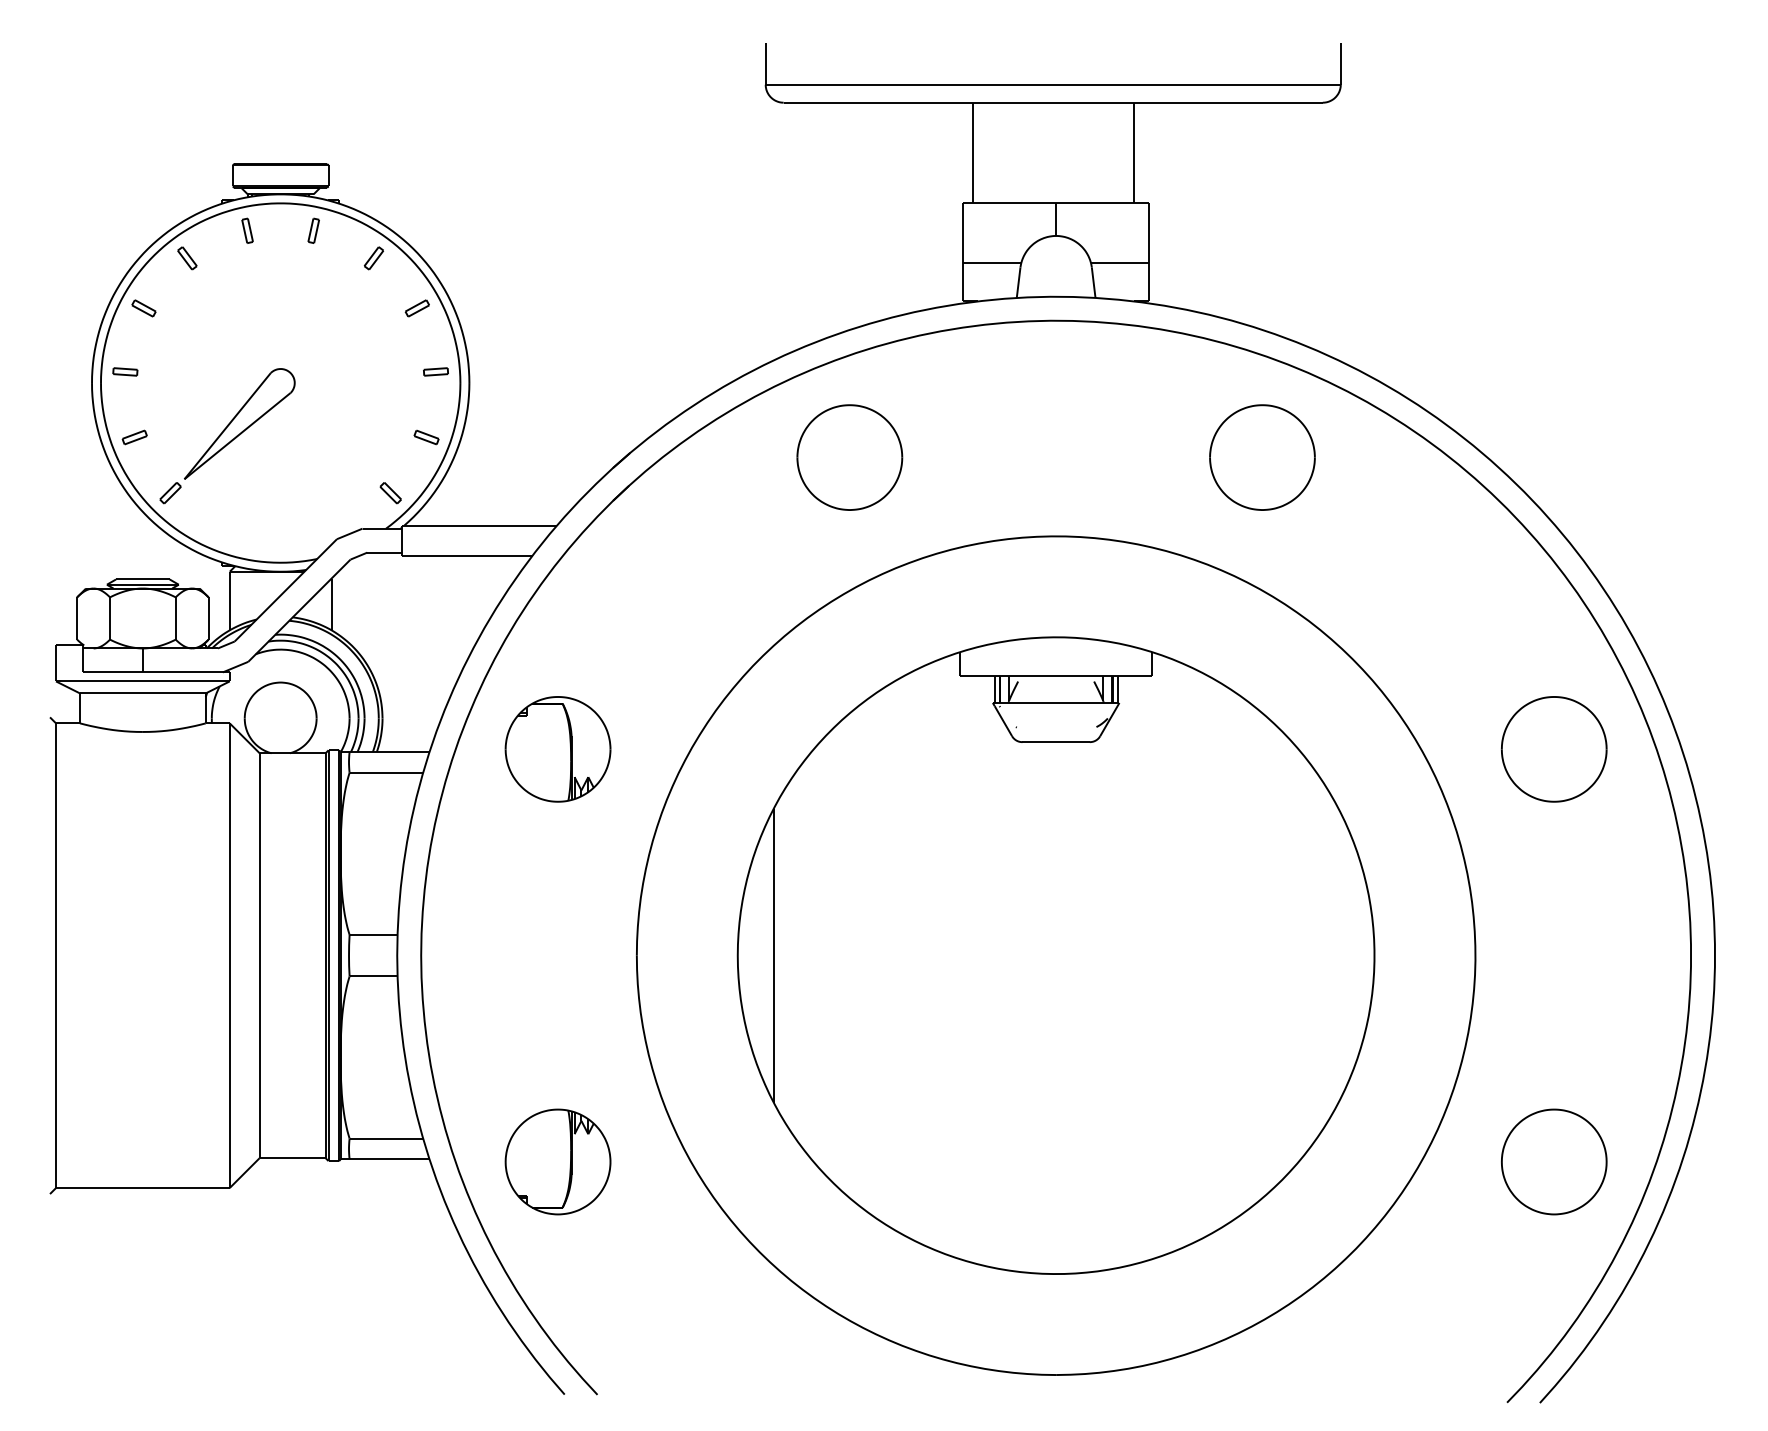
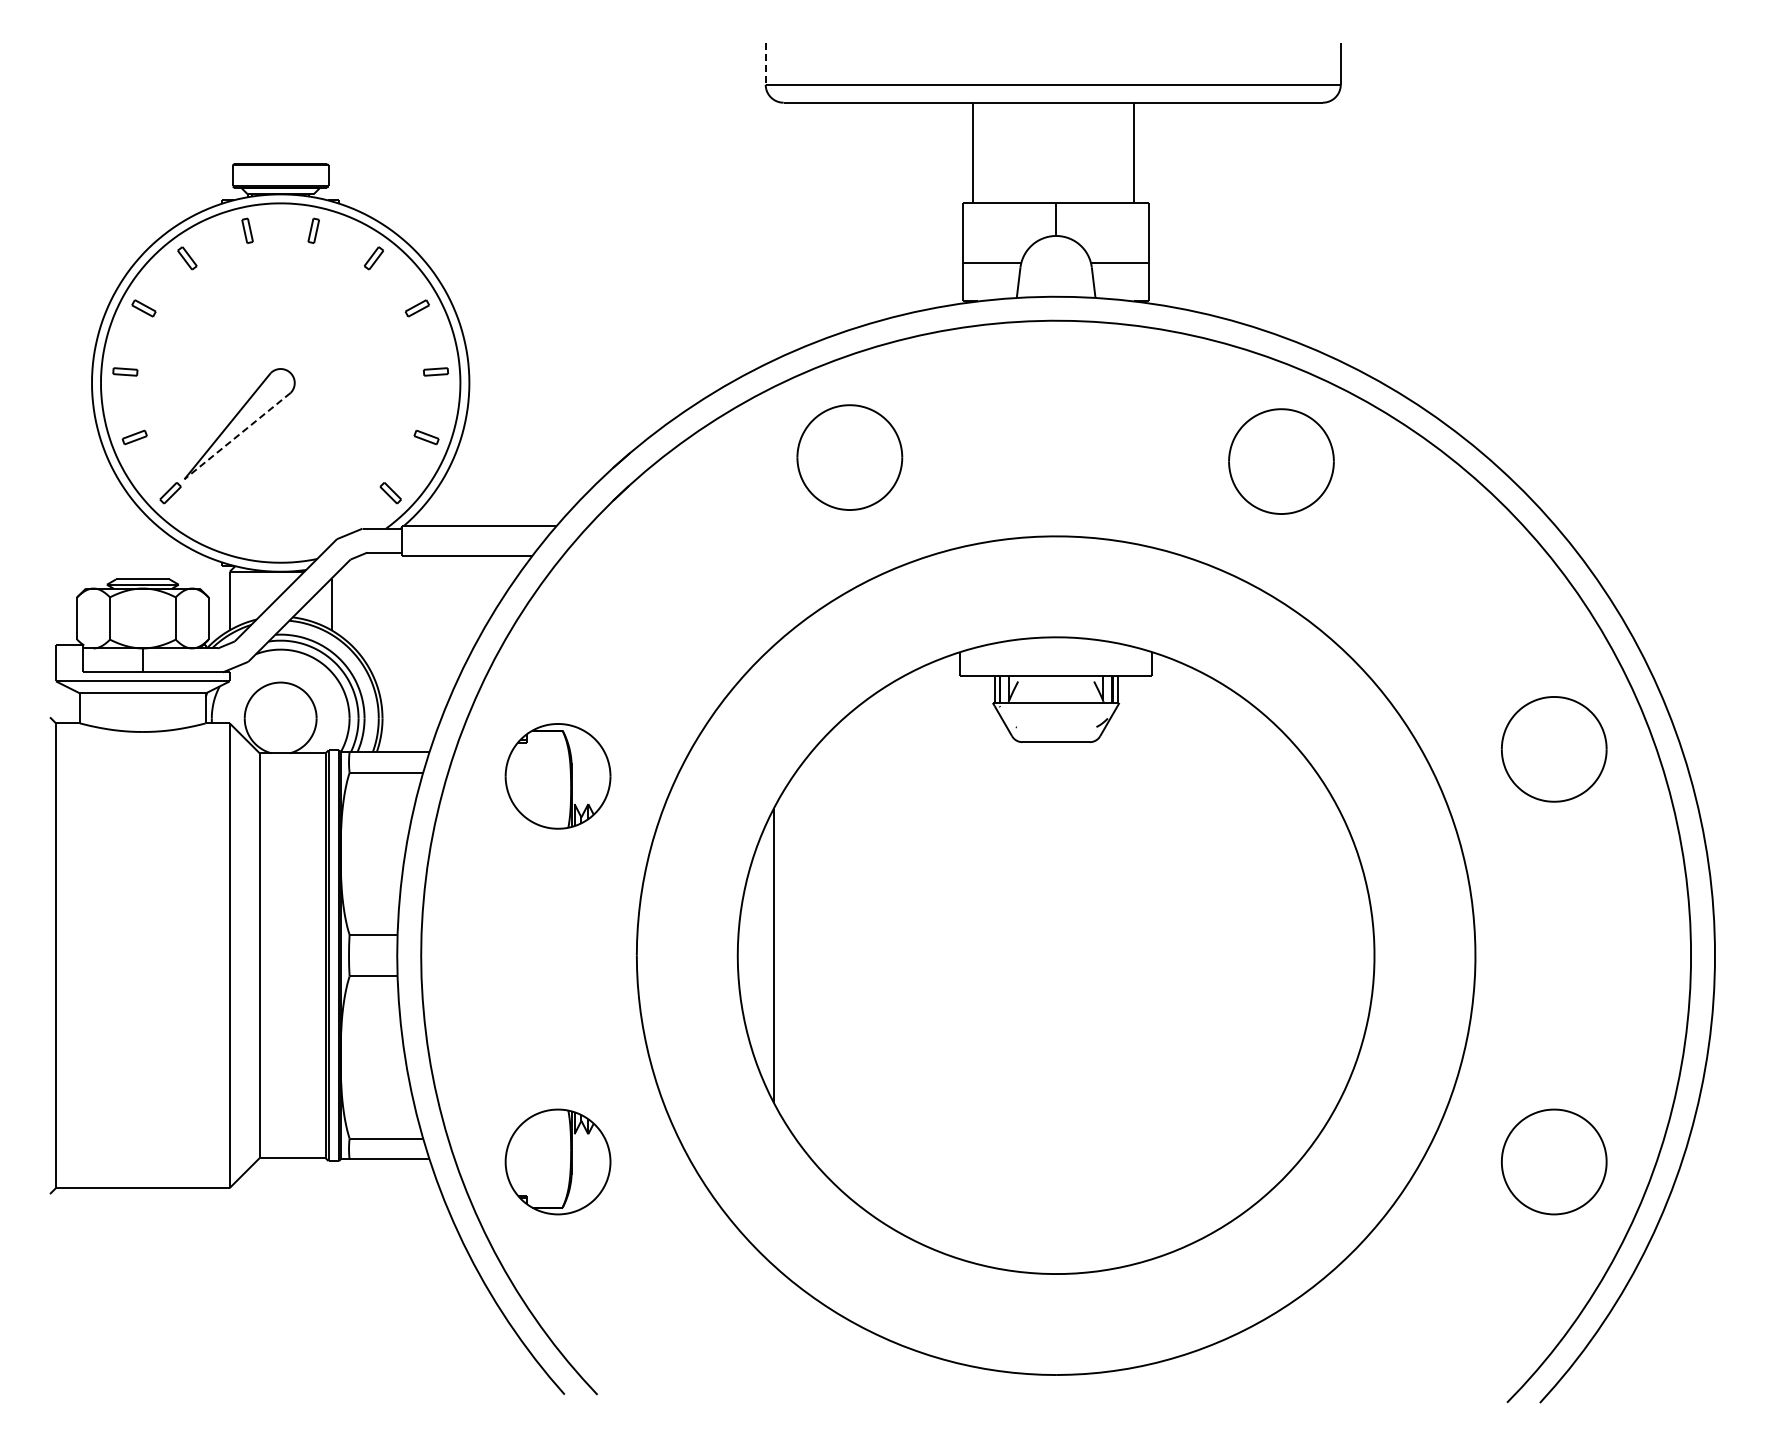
line: solid -> dashed (765, 63)
line: solid -> dashed (237, 436)
part position: (1262, 457) -> (1281, 461) (1281, 461)
part position: (557, 749) -> (557, 776) (557, 776)
